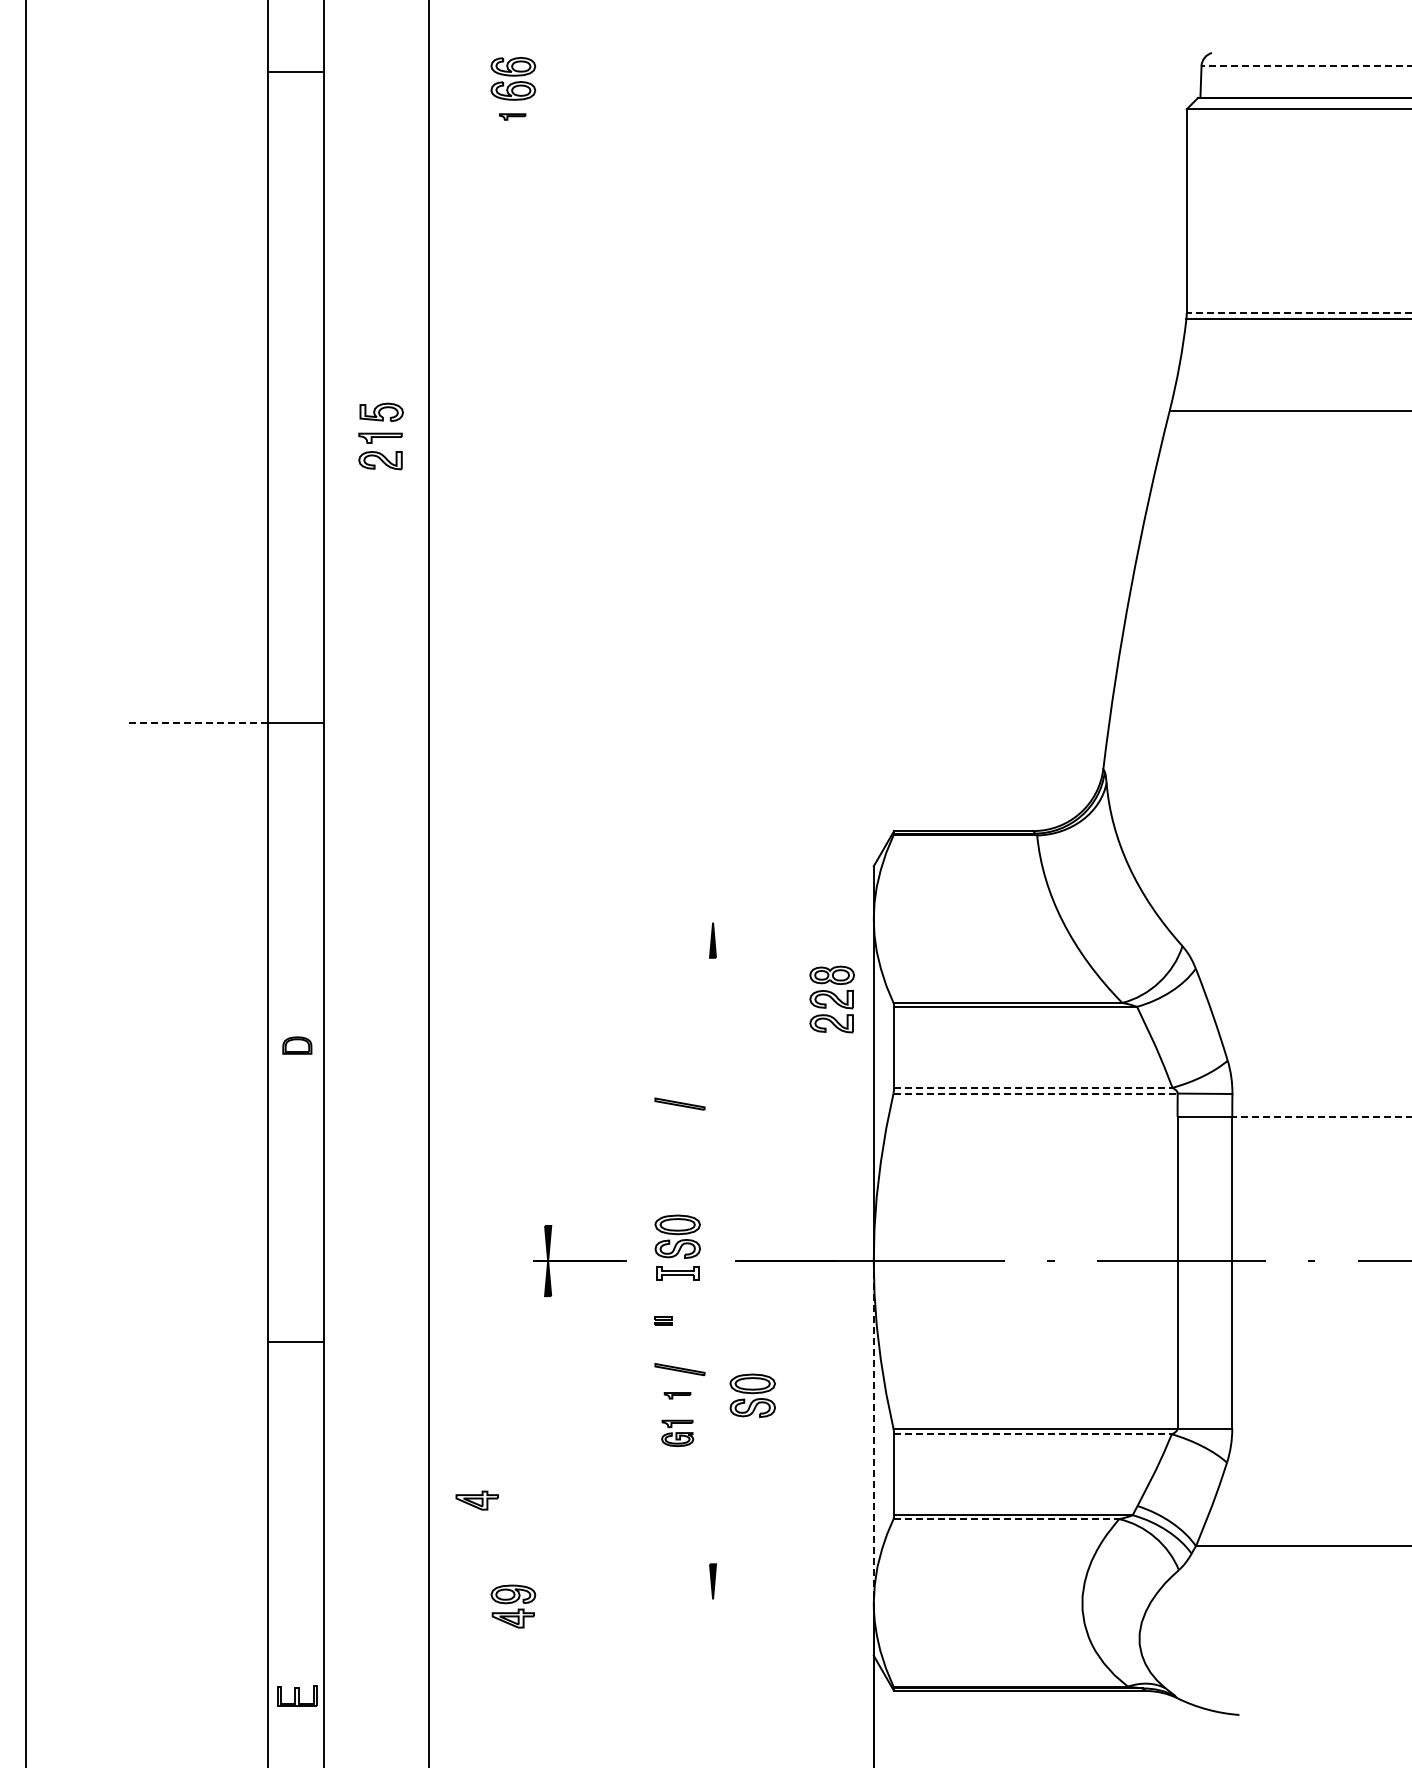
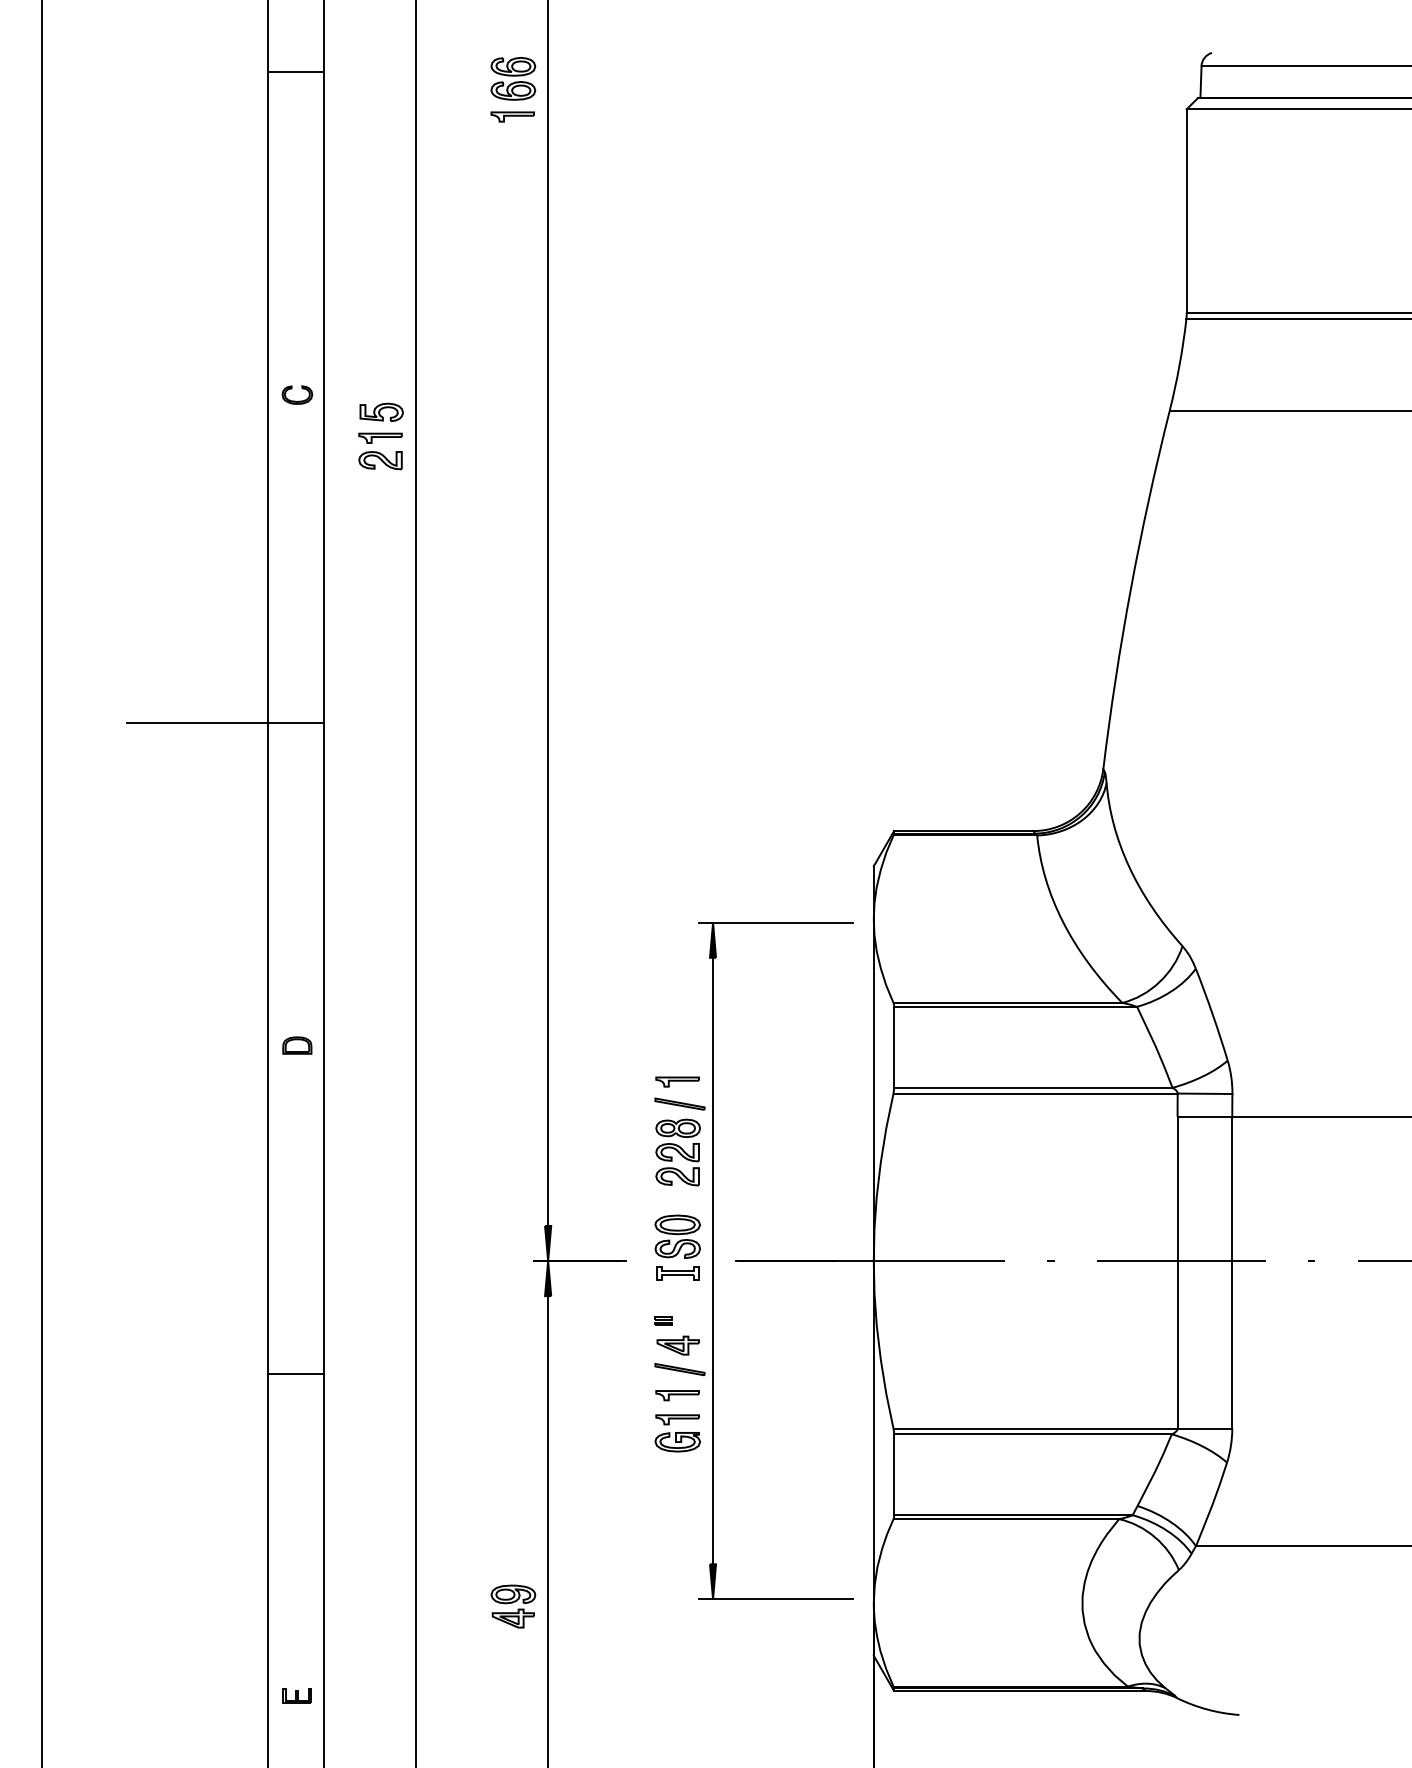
line: dashed -> solid (1306, 66)
part size: 28x8 px -> 45x12 px (512, 116)
line: dashed -> solid (1298, 313)
part: none -> present (298, 400)
line: none -> present (548, 613)
line: dashed -> solid (196, 722)
line position: (26, 883) -> (42, 883) (42, 883)
line position: (428, 883) -> (415, 883) (415, 883)
line: none -> present (775, 922)
part position: (831, 999) -> (677, 1152) (677, 1152)
part: none -> present (677, 1081)
line: dashed -> solid (1033, 1087)
line: dashed -> solid (1036, 1093)
line: dashed -> solid (1322, 1116)
line: none -> present (713, 1260)
line position: (295, 1341) -> (295, 1373) (295, 1373)
part size: 29x8 px -> 45x12 px (677, 1395)
part: present -> none (752, 1395)
line: dashed -> solid (873, 1431)
part size: 34x29 px -> 47x39 px (677, 1433)
line: dashed -> solid (1032, 1434)
part position: (476, 1500) -> (677, 1345) (677, 1345)
line: dashed -> solid (1006, 1519)
line: none -> present (548, 1530)
line: none -> present (775, 1599)
part size: 41x22 px -> 30x16 px (296, 1695)
